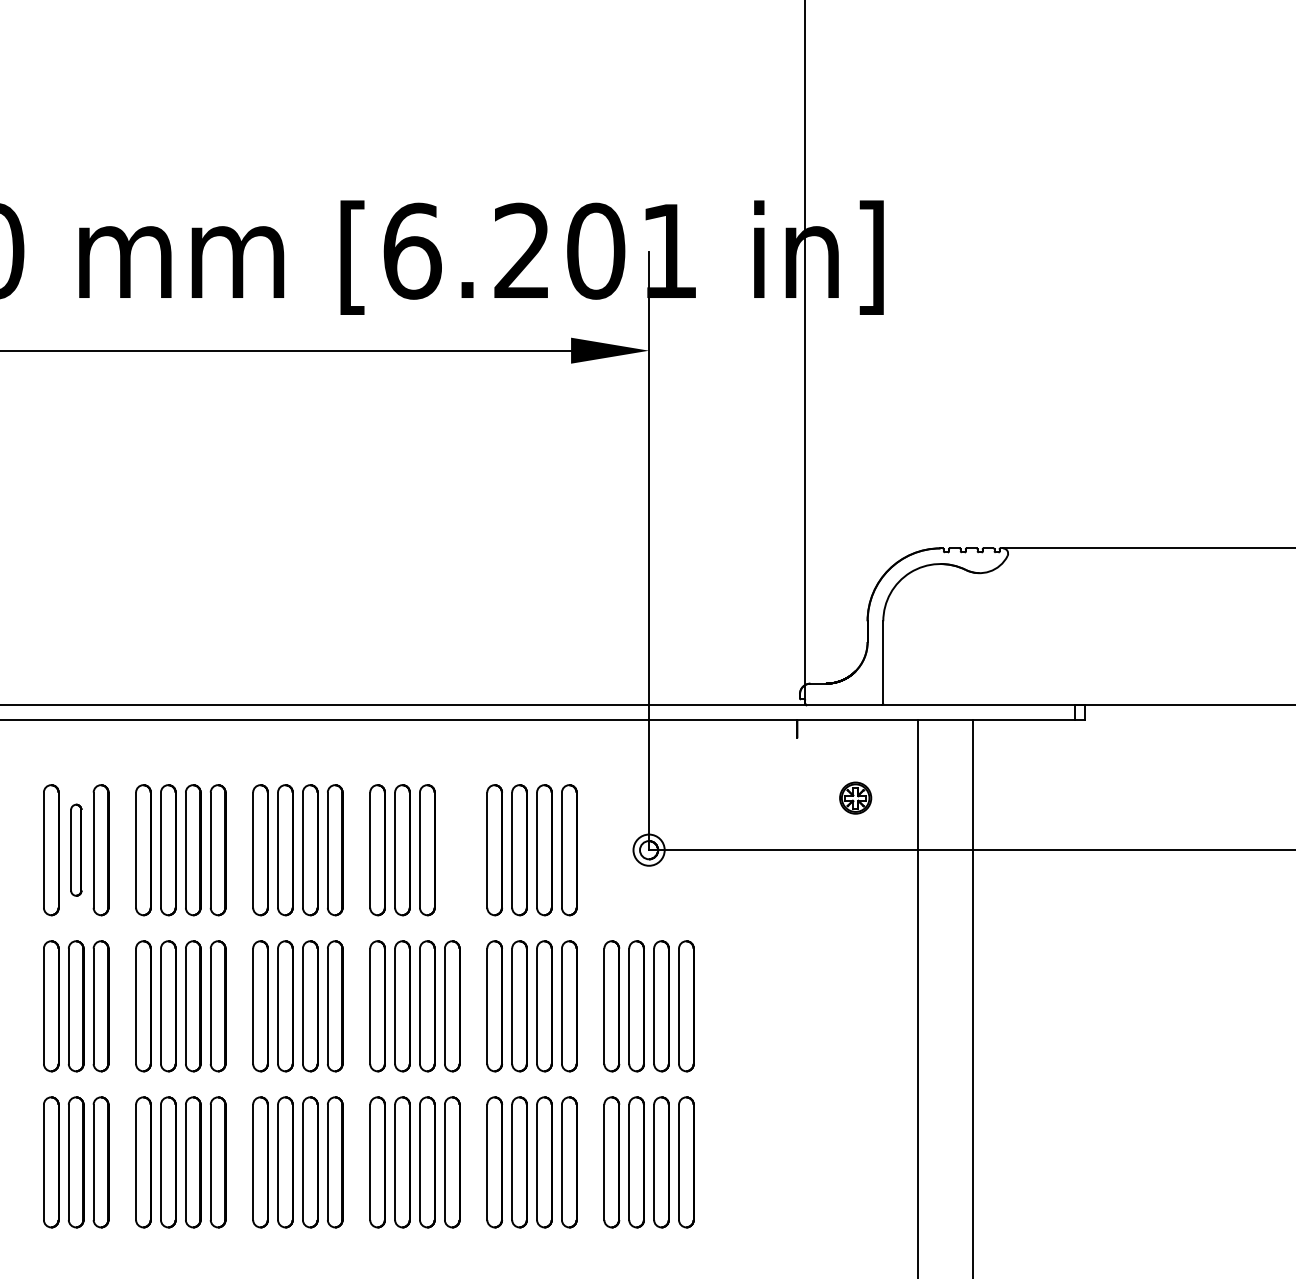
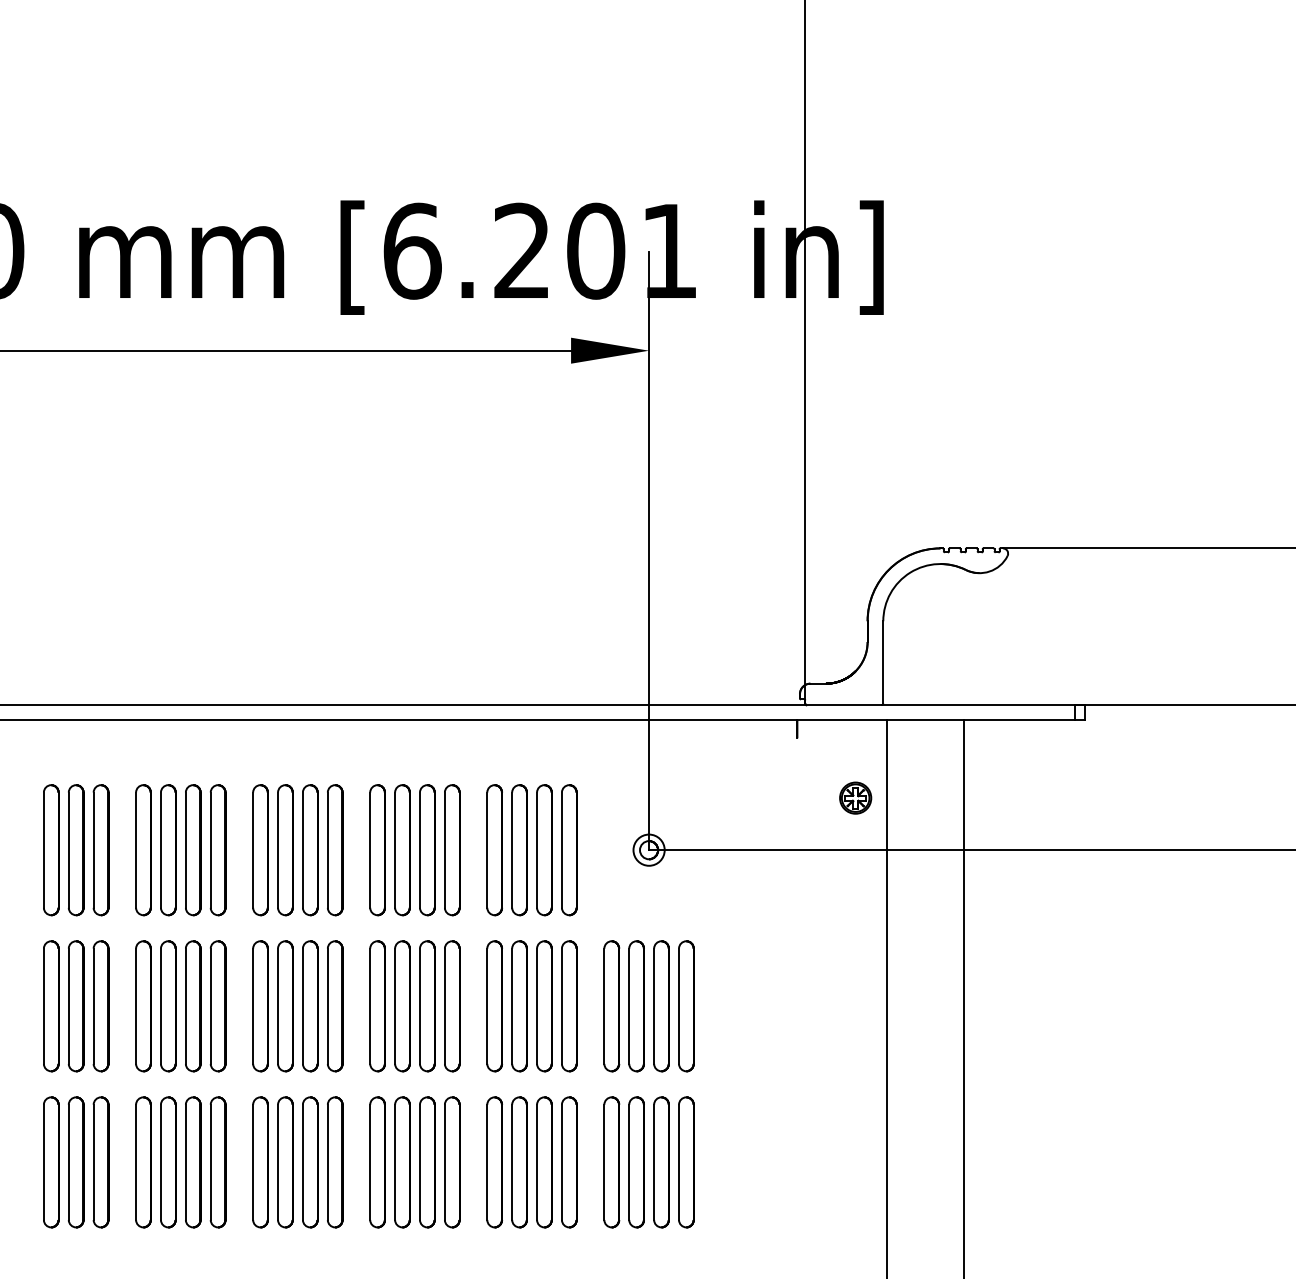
part size: 13x94 px -> 17x133 px (76, 850)
part: none -> present (452, 850)
line position: (917, 997) -> (886, 997) (886, 997)
line position: (972, 997) -> (963, 997) (963, 997)
